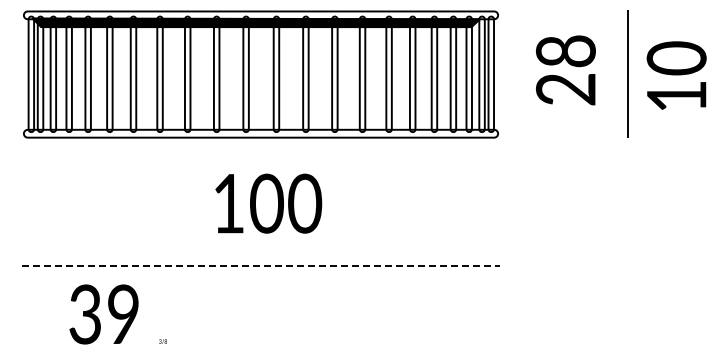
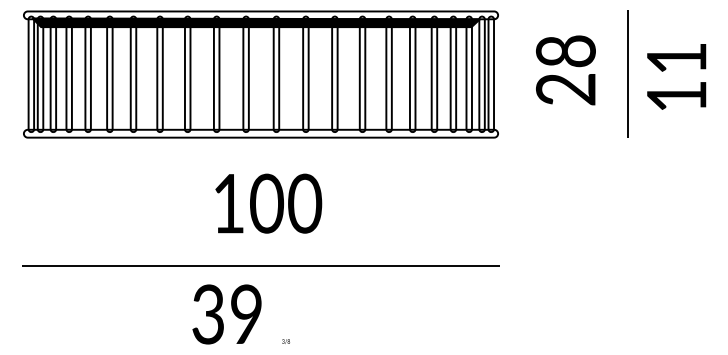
text: 10 -> 11 (676, 58)
line: dashed -> solid (261, 265)
text position: (117, 314) -> (240, 314) (240, 314)
